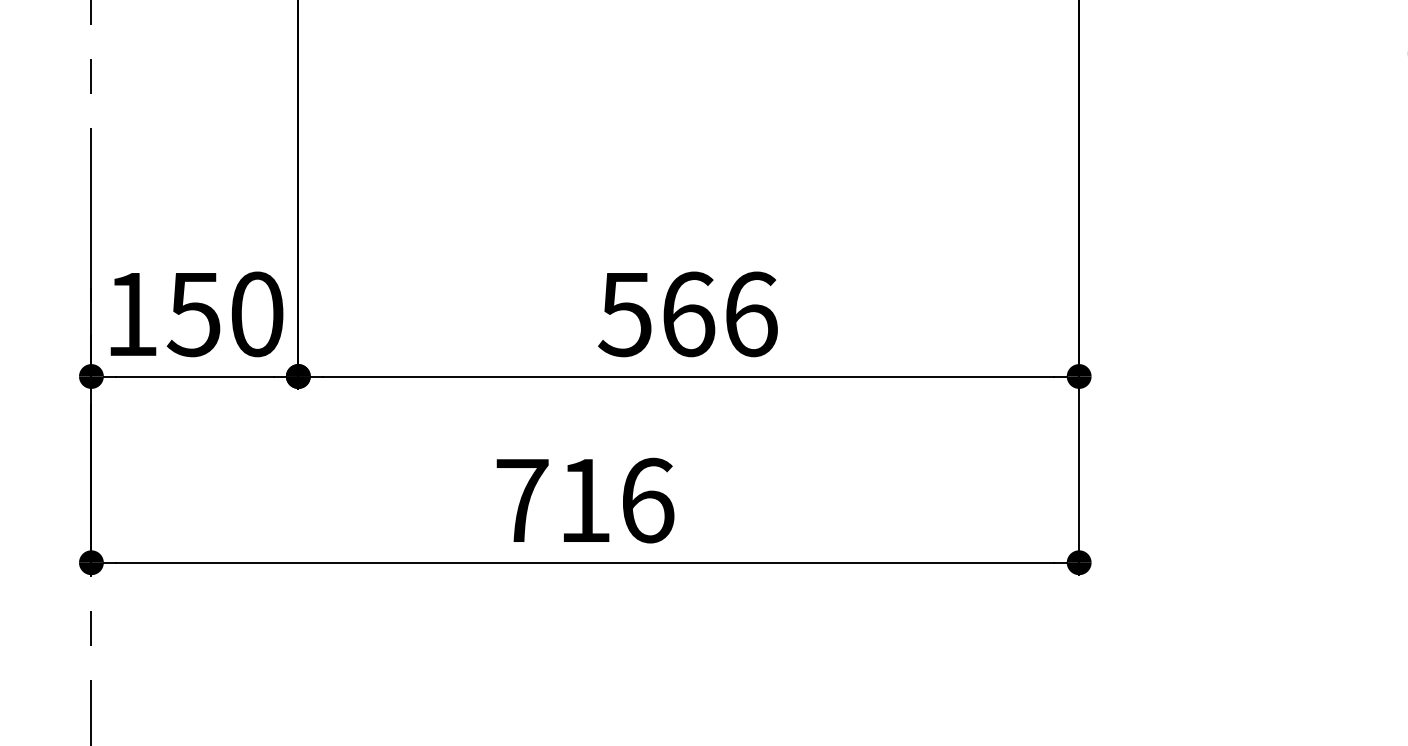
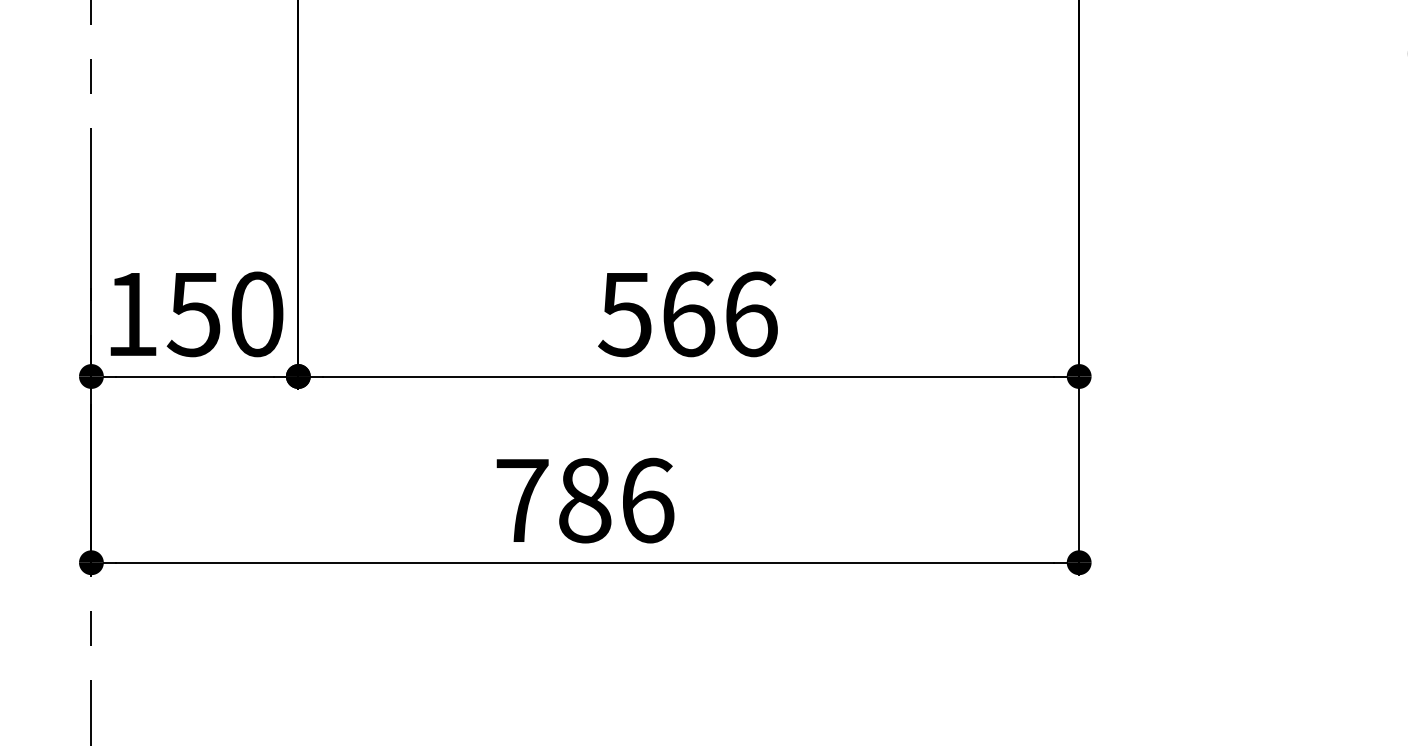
text: 716 -> 786 (585, 500)
